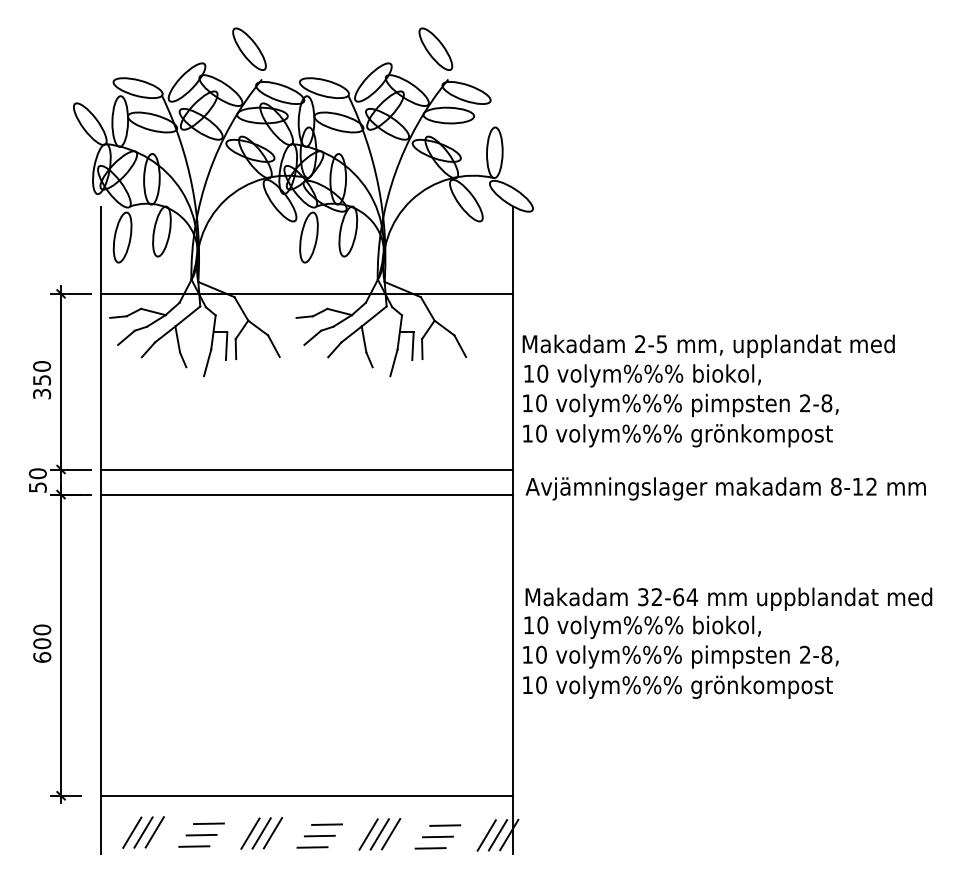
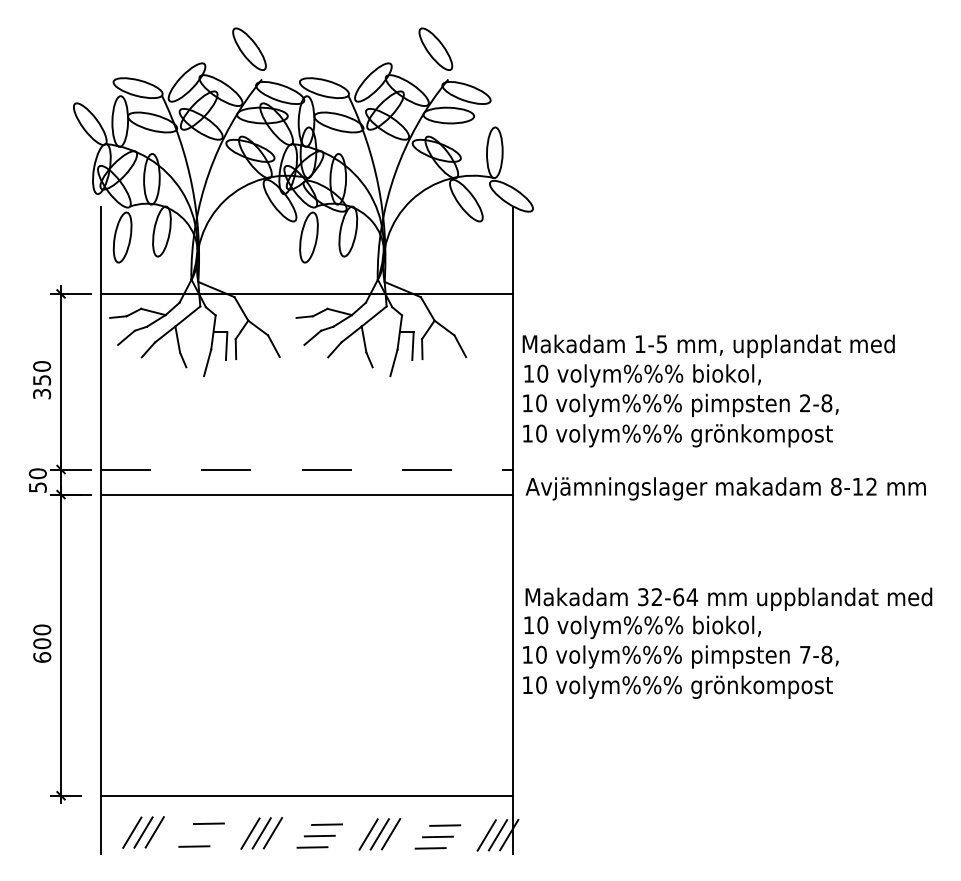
text: 2-5 -> 1-5 (640, 343)
line: solid -> dashed (307, 469)
text: 2-8, -> 7-8, (805, 654)
line: present -> none (201, 834)
